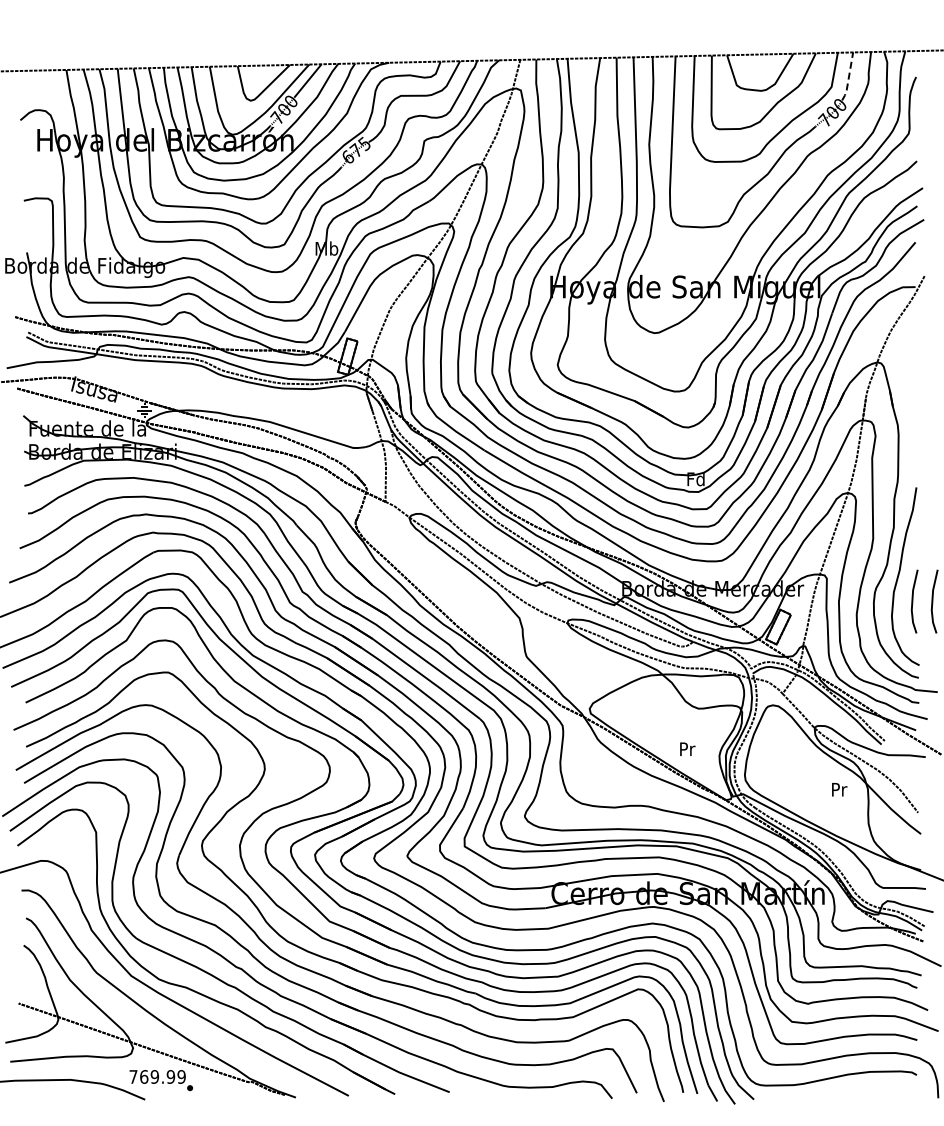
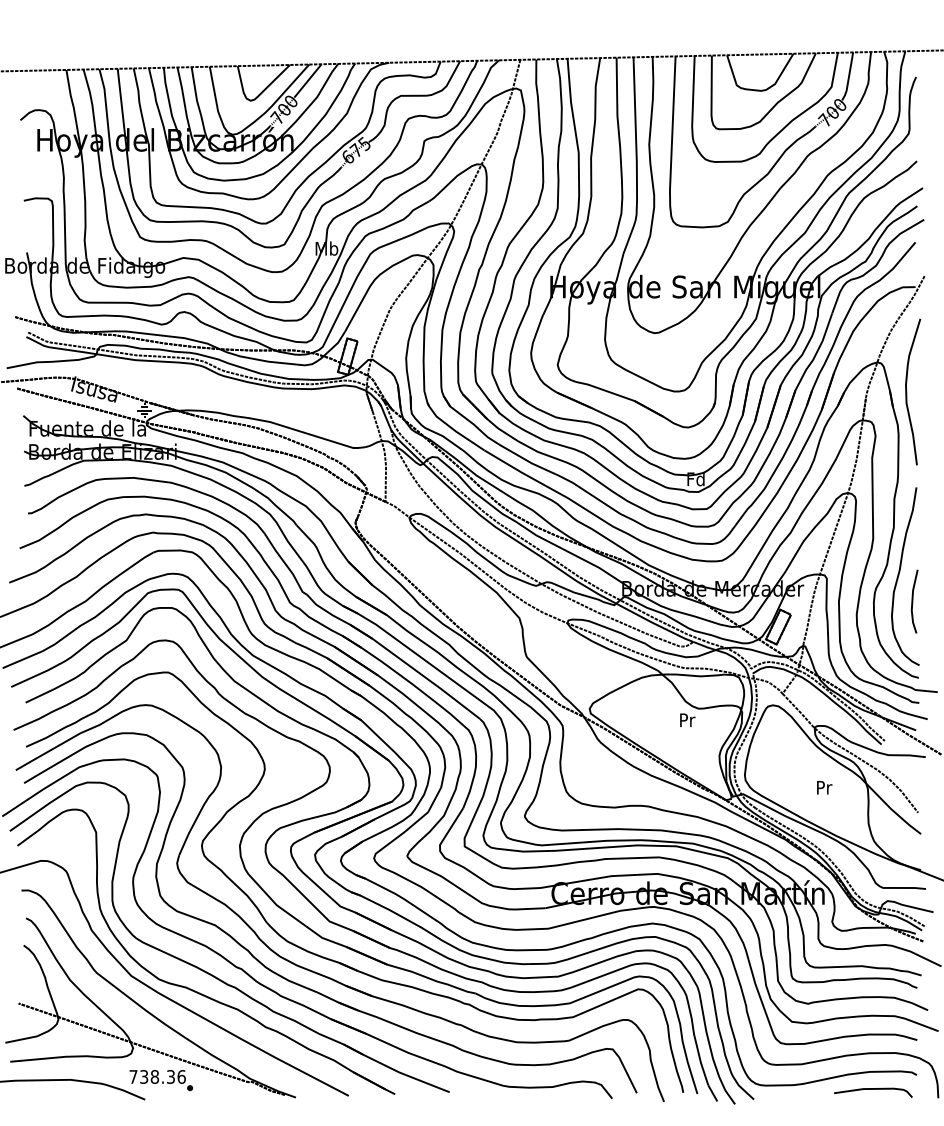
line: dashed -> solid (848, 78)
curve: none -> present (907, 391)
line: present -> none (933, 601)
text position: (687, 748) -> (687, 719) (687, 719)
text position: (839, 789) -> (824, 787) (824, 787)
text: 769.99 -> 738.36 (162, 1076)
curve: none -> present (873, 1089)
